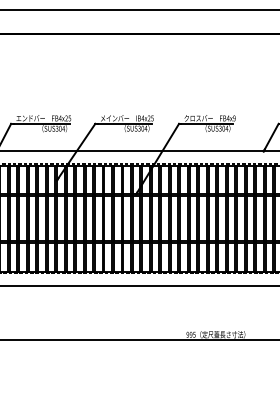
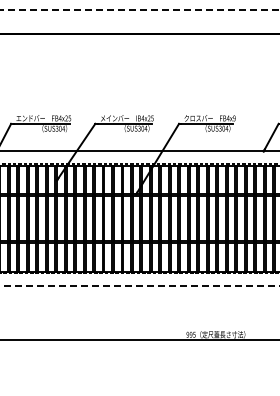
line: solid -> dashed (140, 10)
line: solid -> dashed (139, 286)
